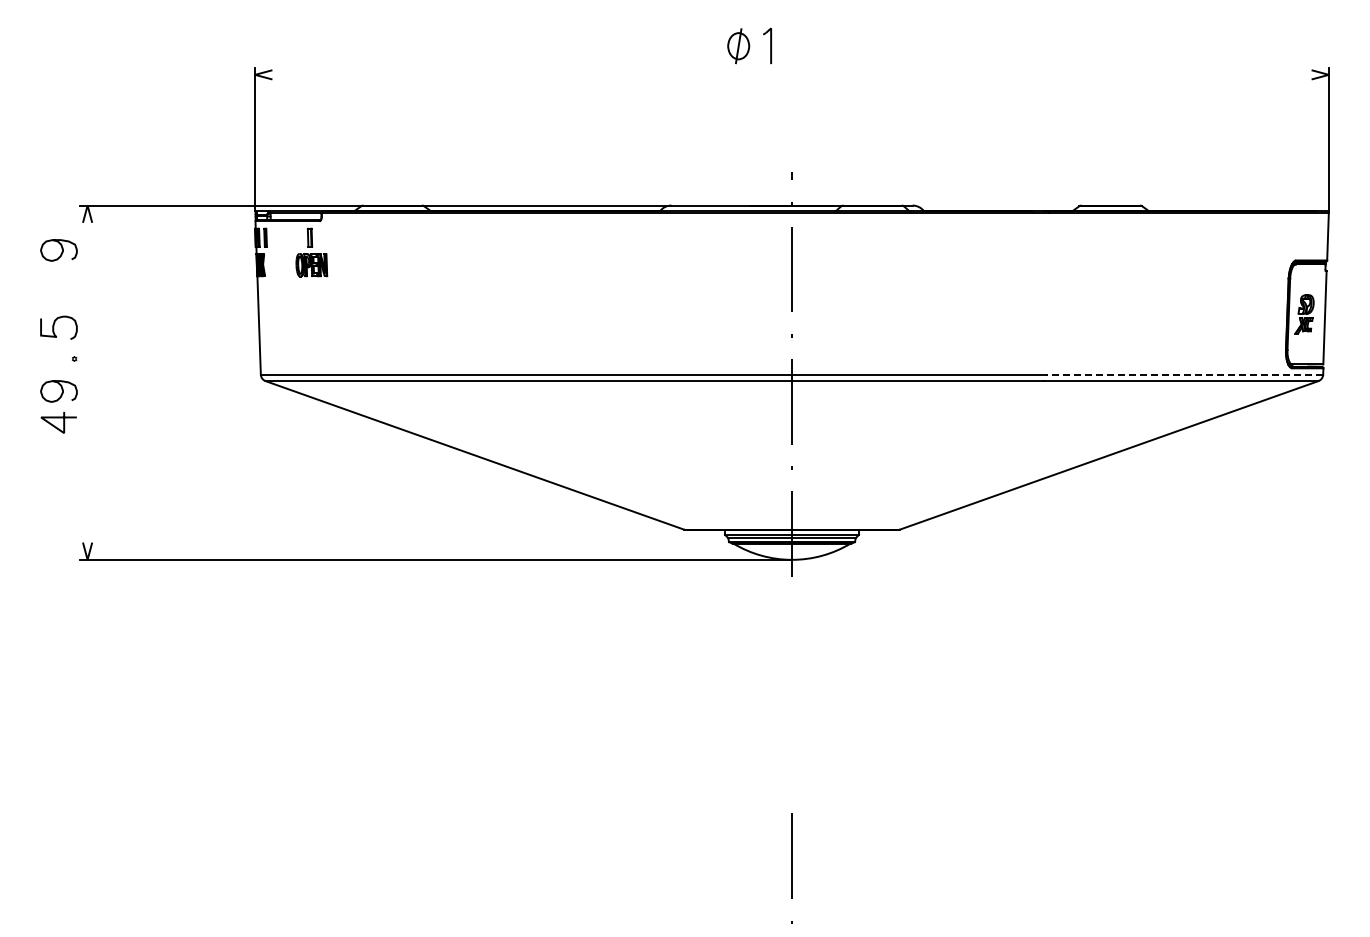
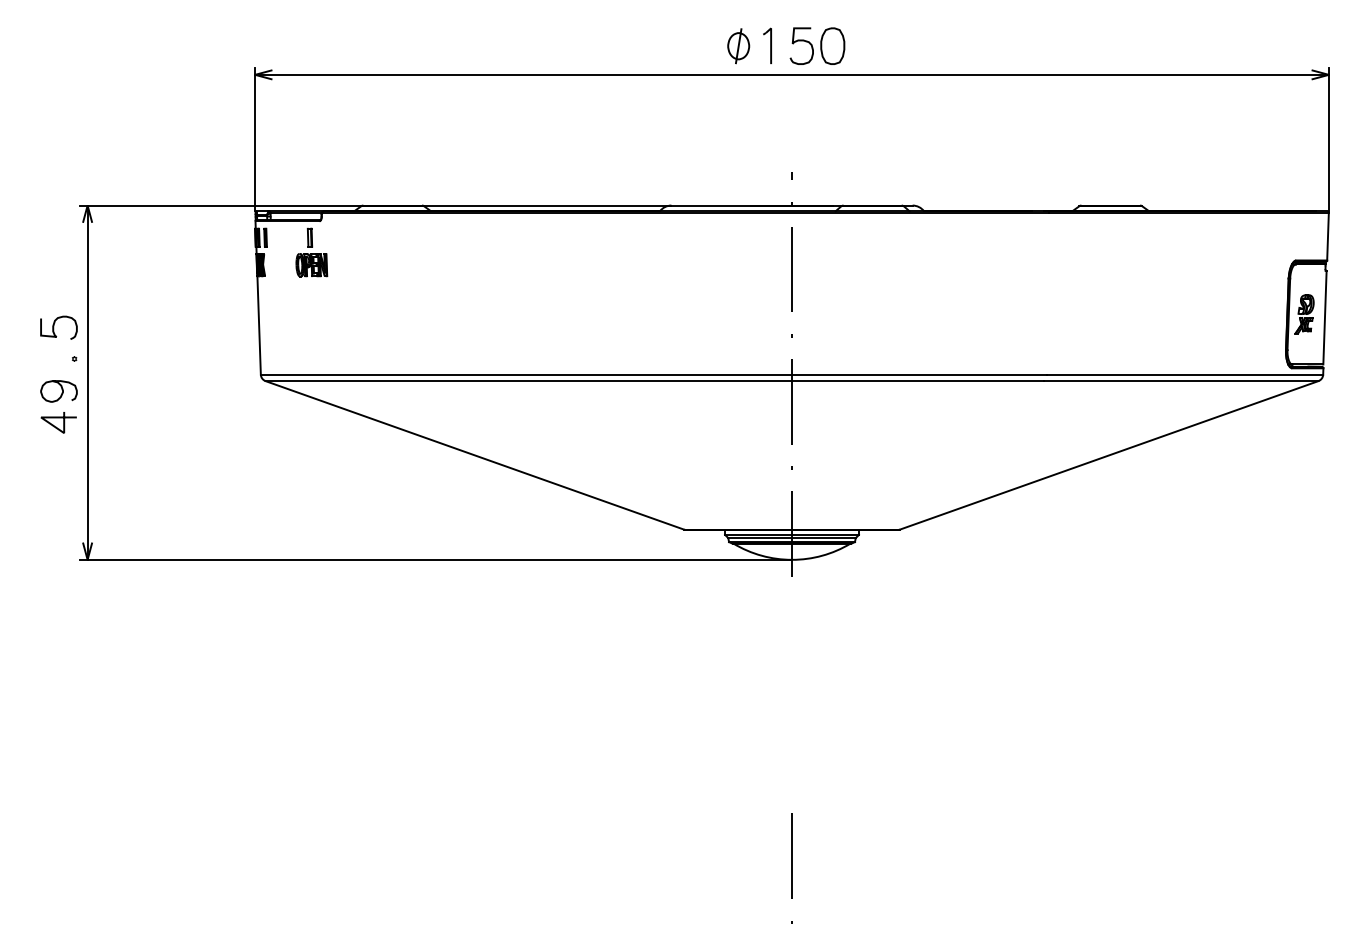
part: none -> present (817, 45)
line: none -> present (791, 74)
curve: present -> none (61, 251)
line: dashed -> solid (1184, 374)
line: none -> present (87, 382)
